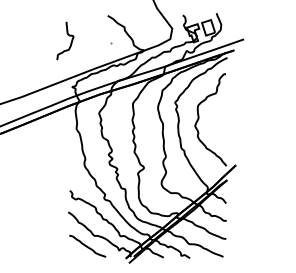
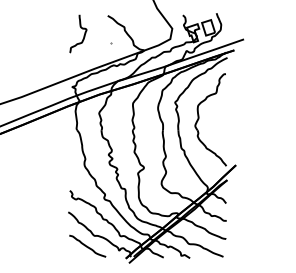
curve position: (67, 35) -> (80, 28) (80, 28)
